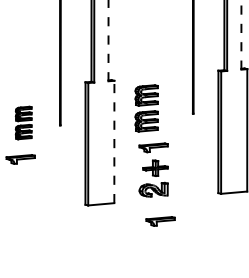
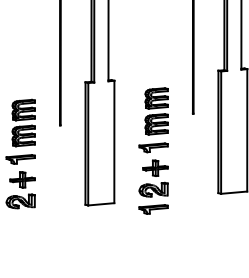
line: dashed -> solid (241, 34)
line: dashed -> solid (108, 40)
part position: (146, 108) -> (156, 111) (156, 111)
part size: 19x36 px -> 25x50 px (23, 122)
line: dashed -> solid (114, 141)
part: none -> present (20, 190)
part position: (160, 221) -> (153, 209) (153, 209)
